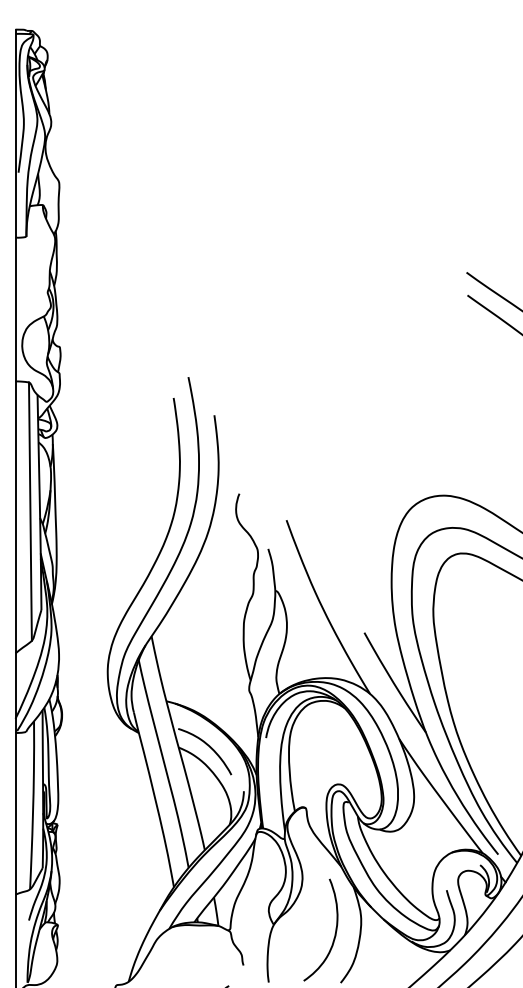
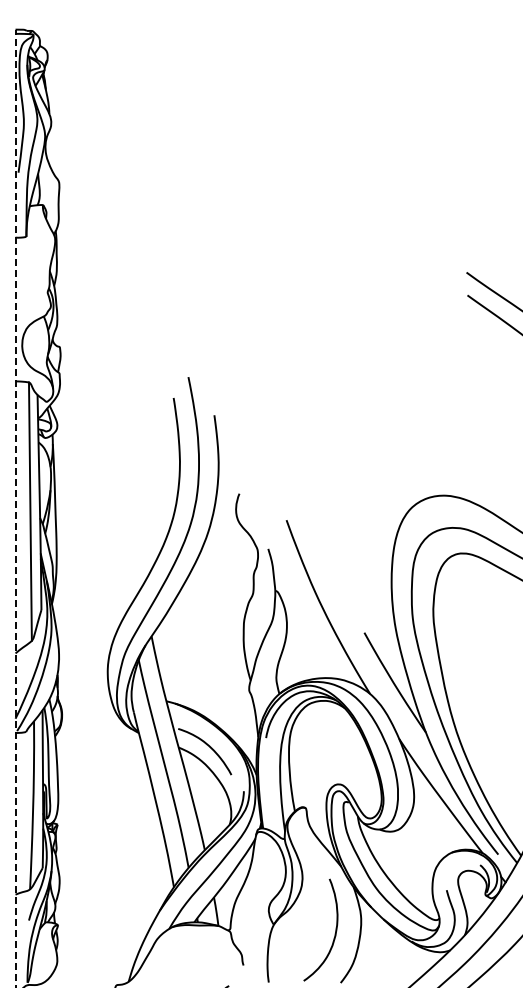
line: solid -> dashed (15, 508)
